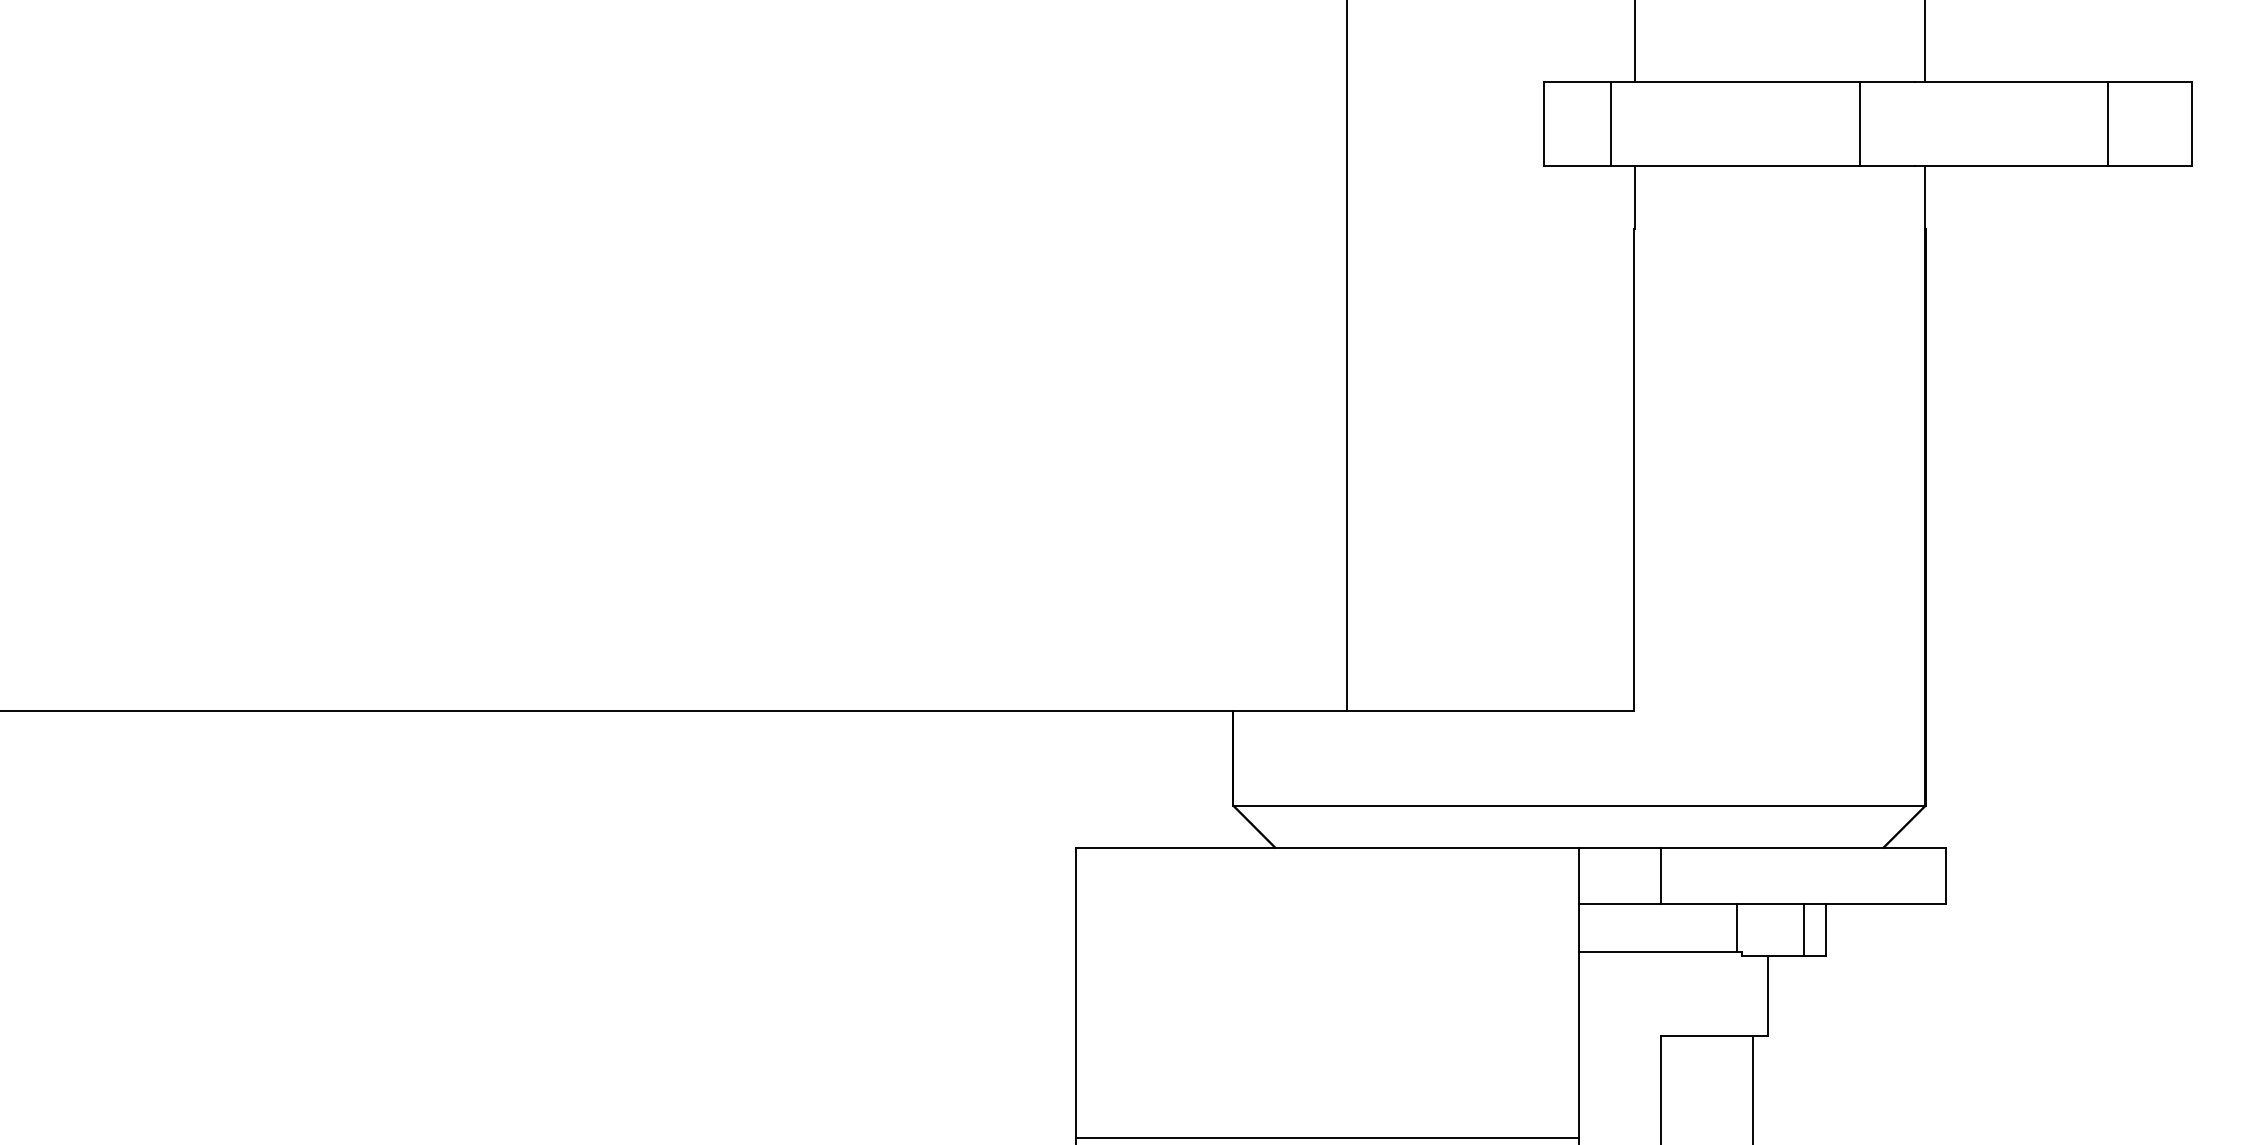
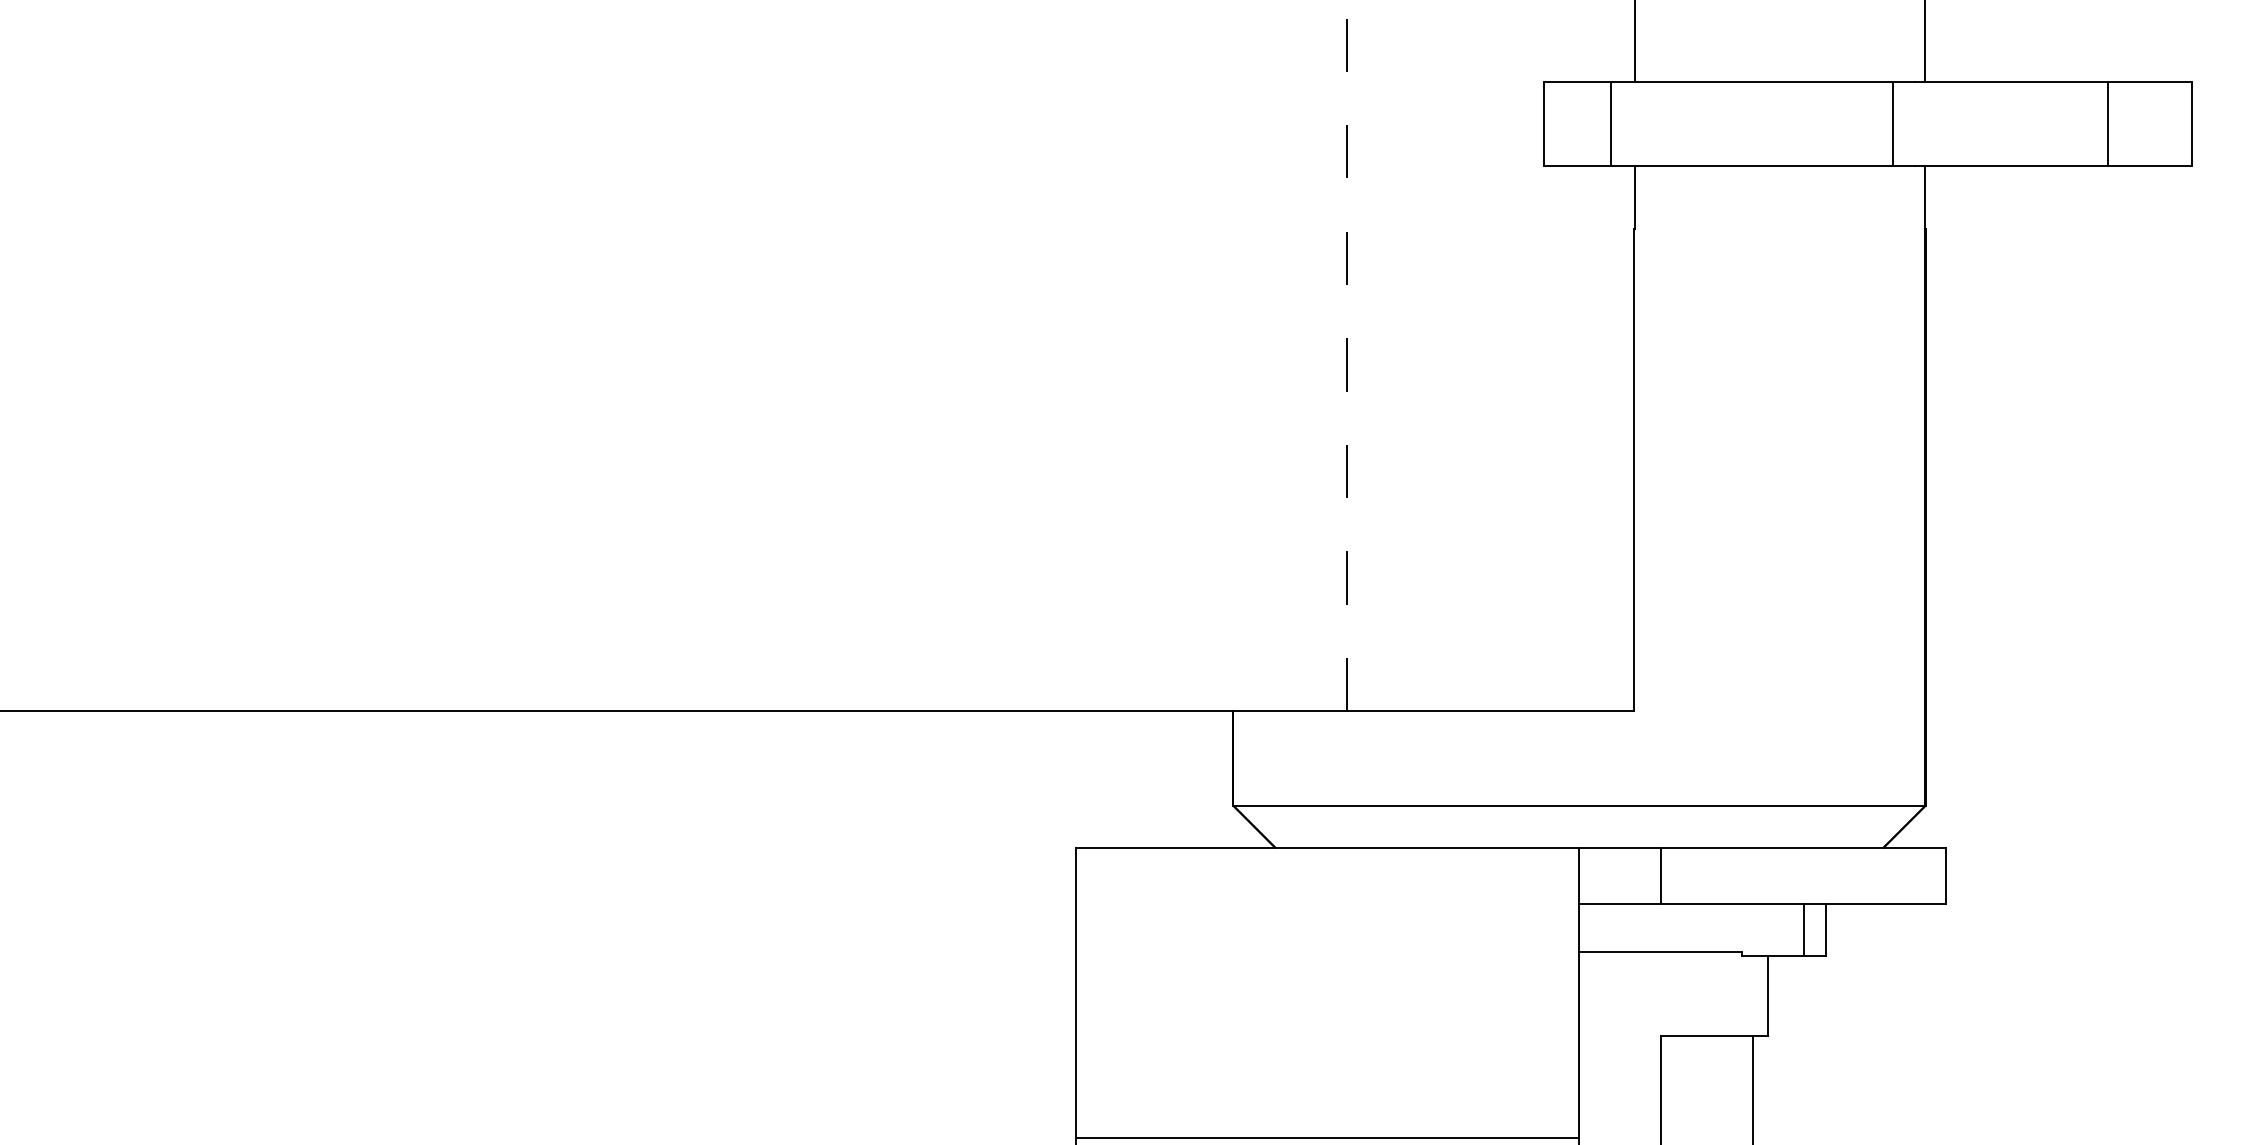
line position: (1859, 123) -> (1892, 123) (1892, 123)
line: solid -> dashed (1347, 355)
line: present -> none (1737, 927)
